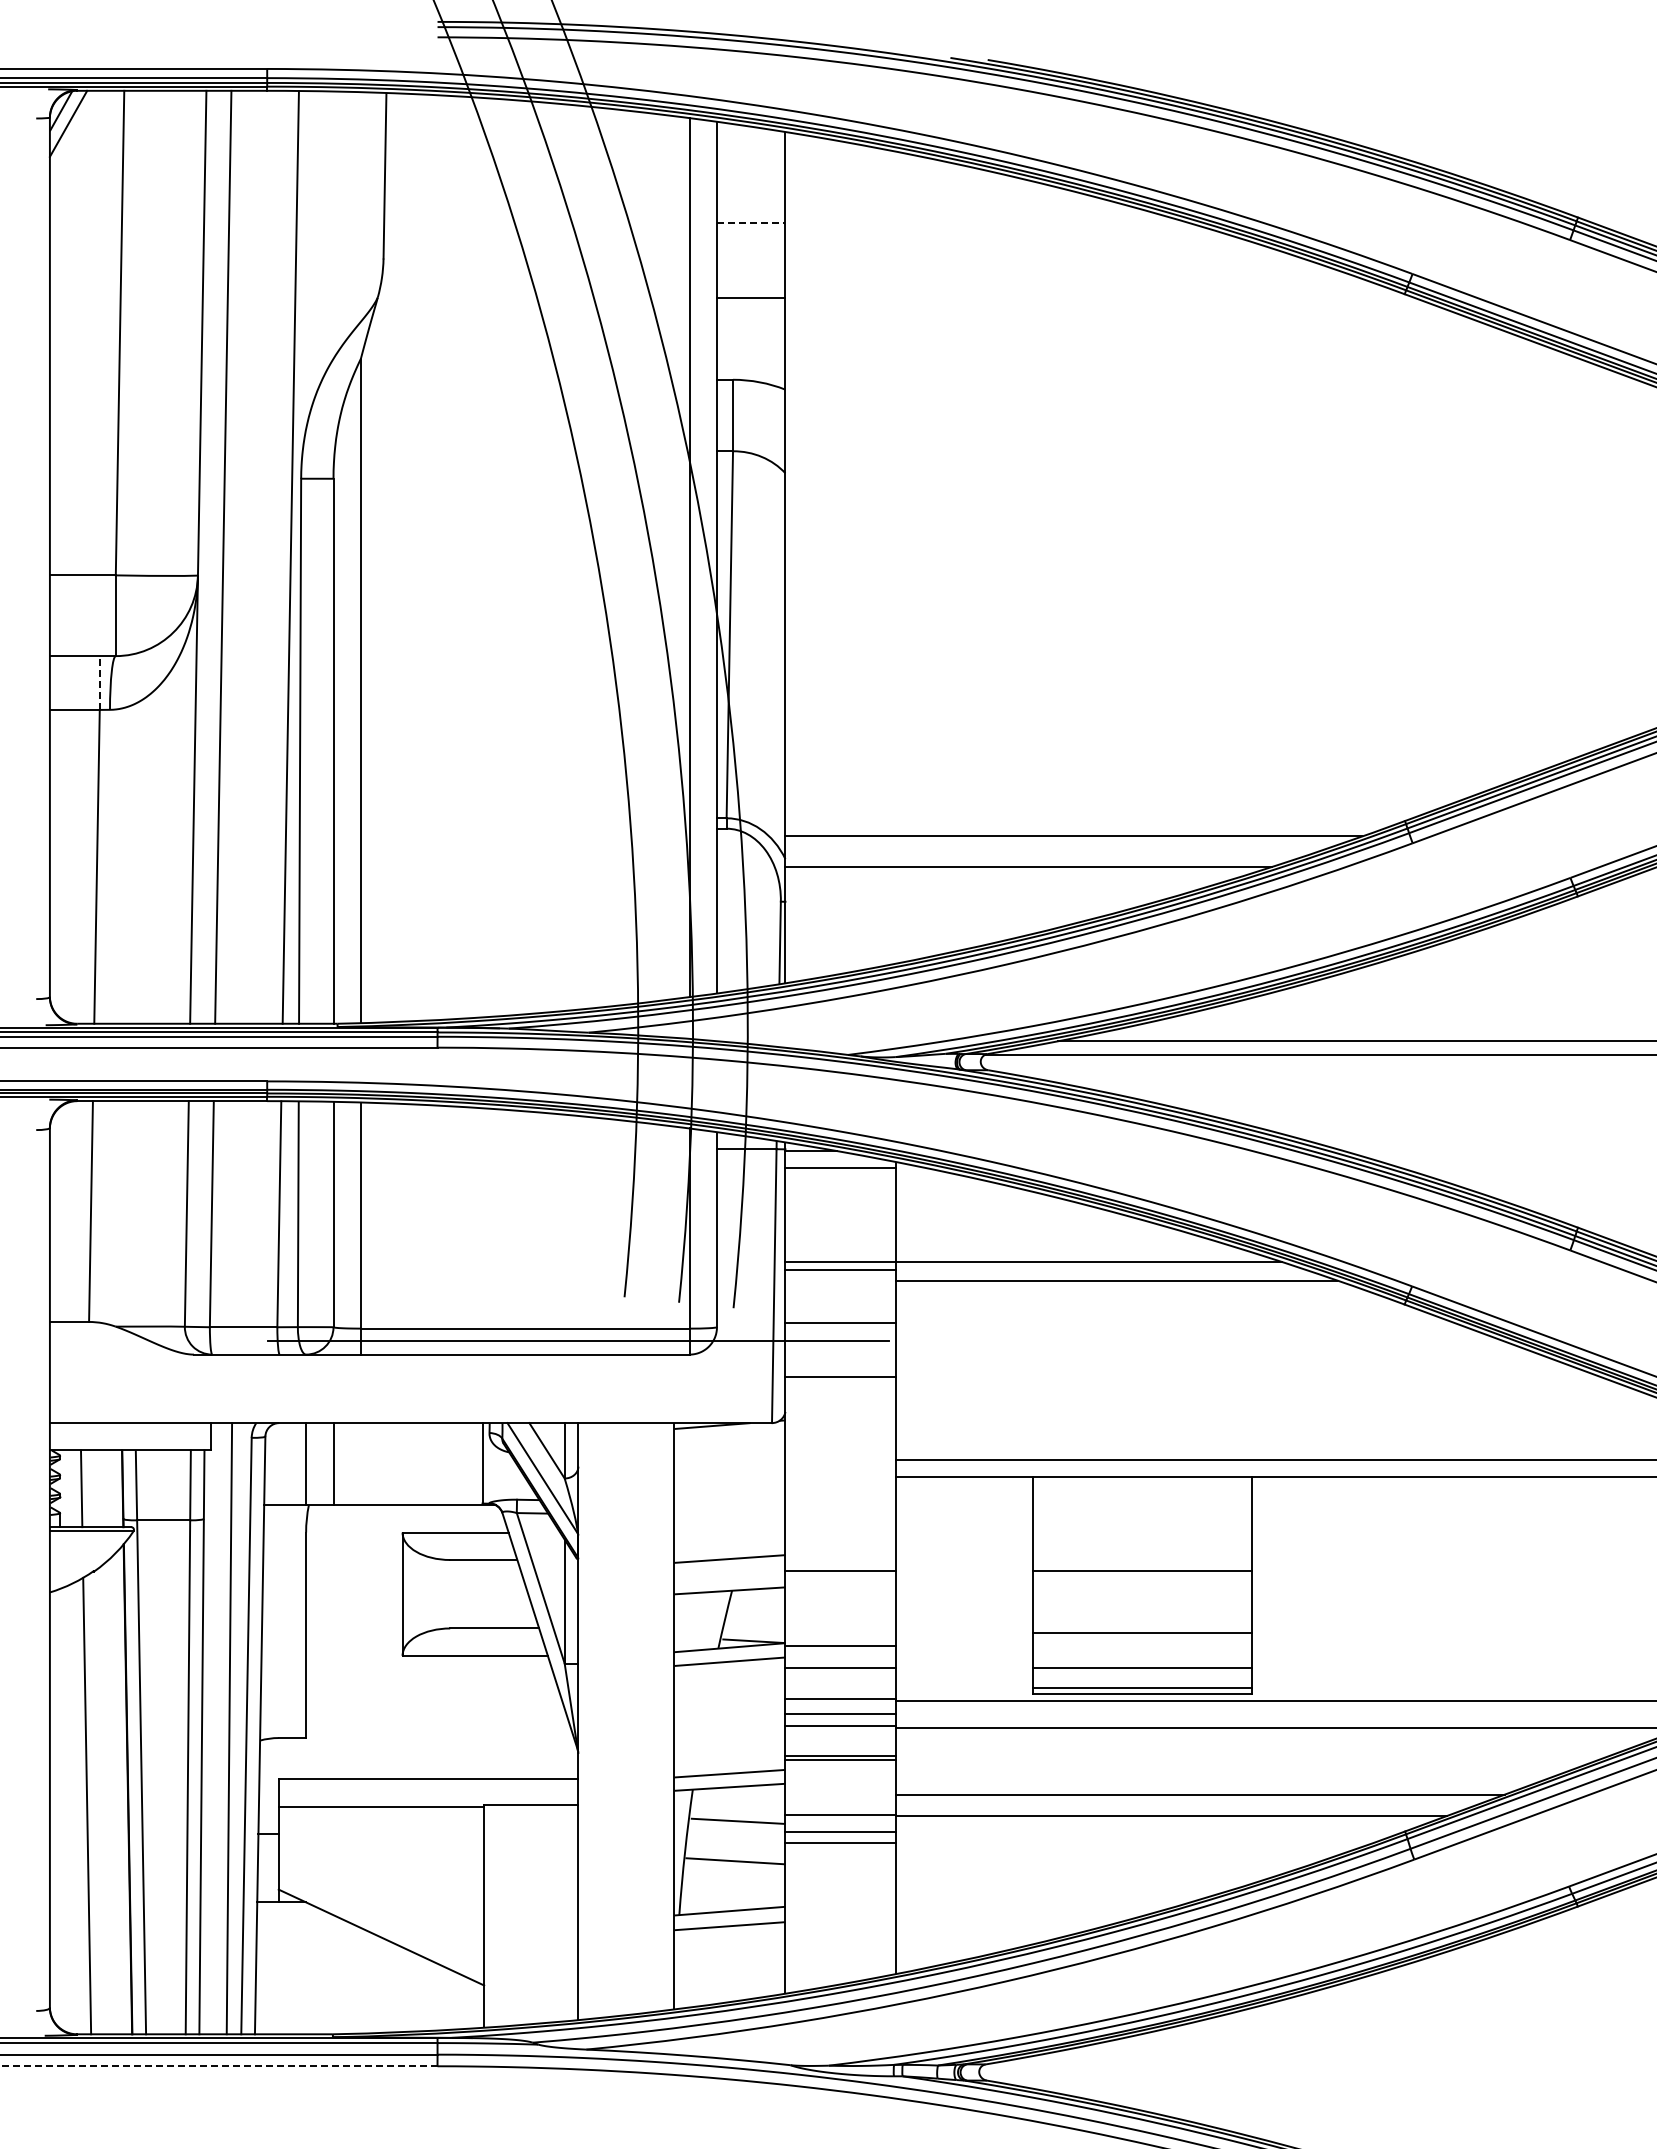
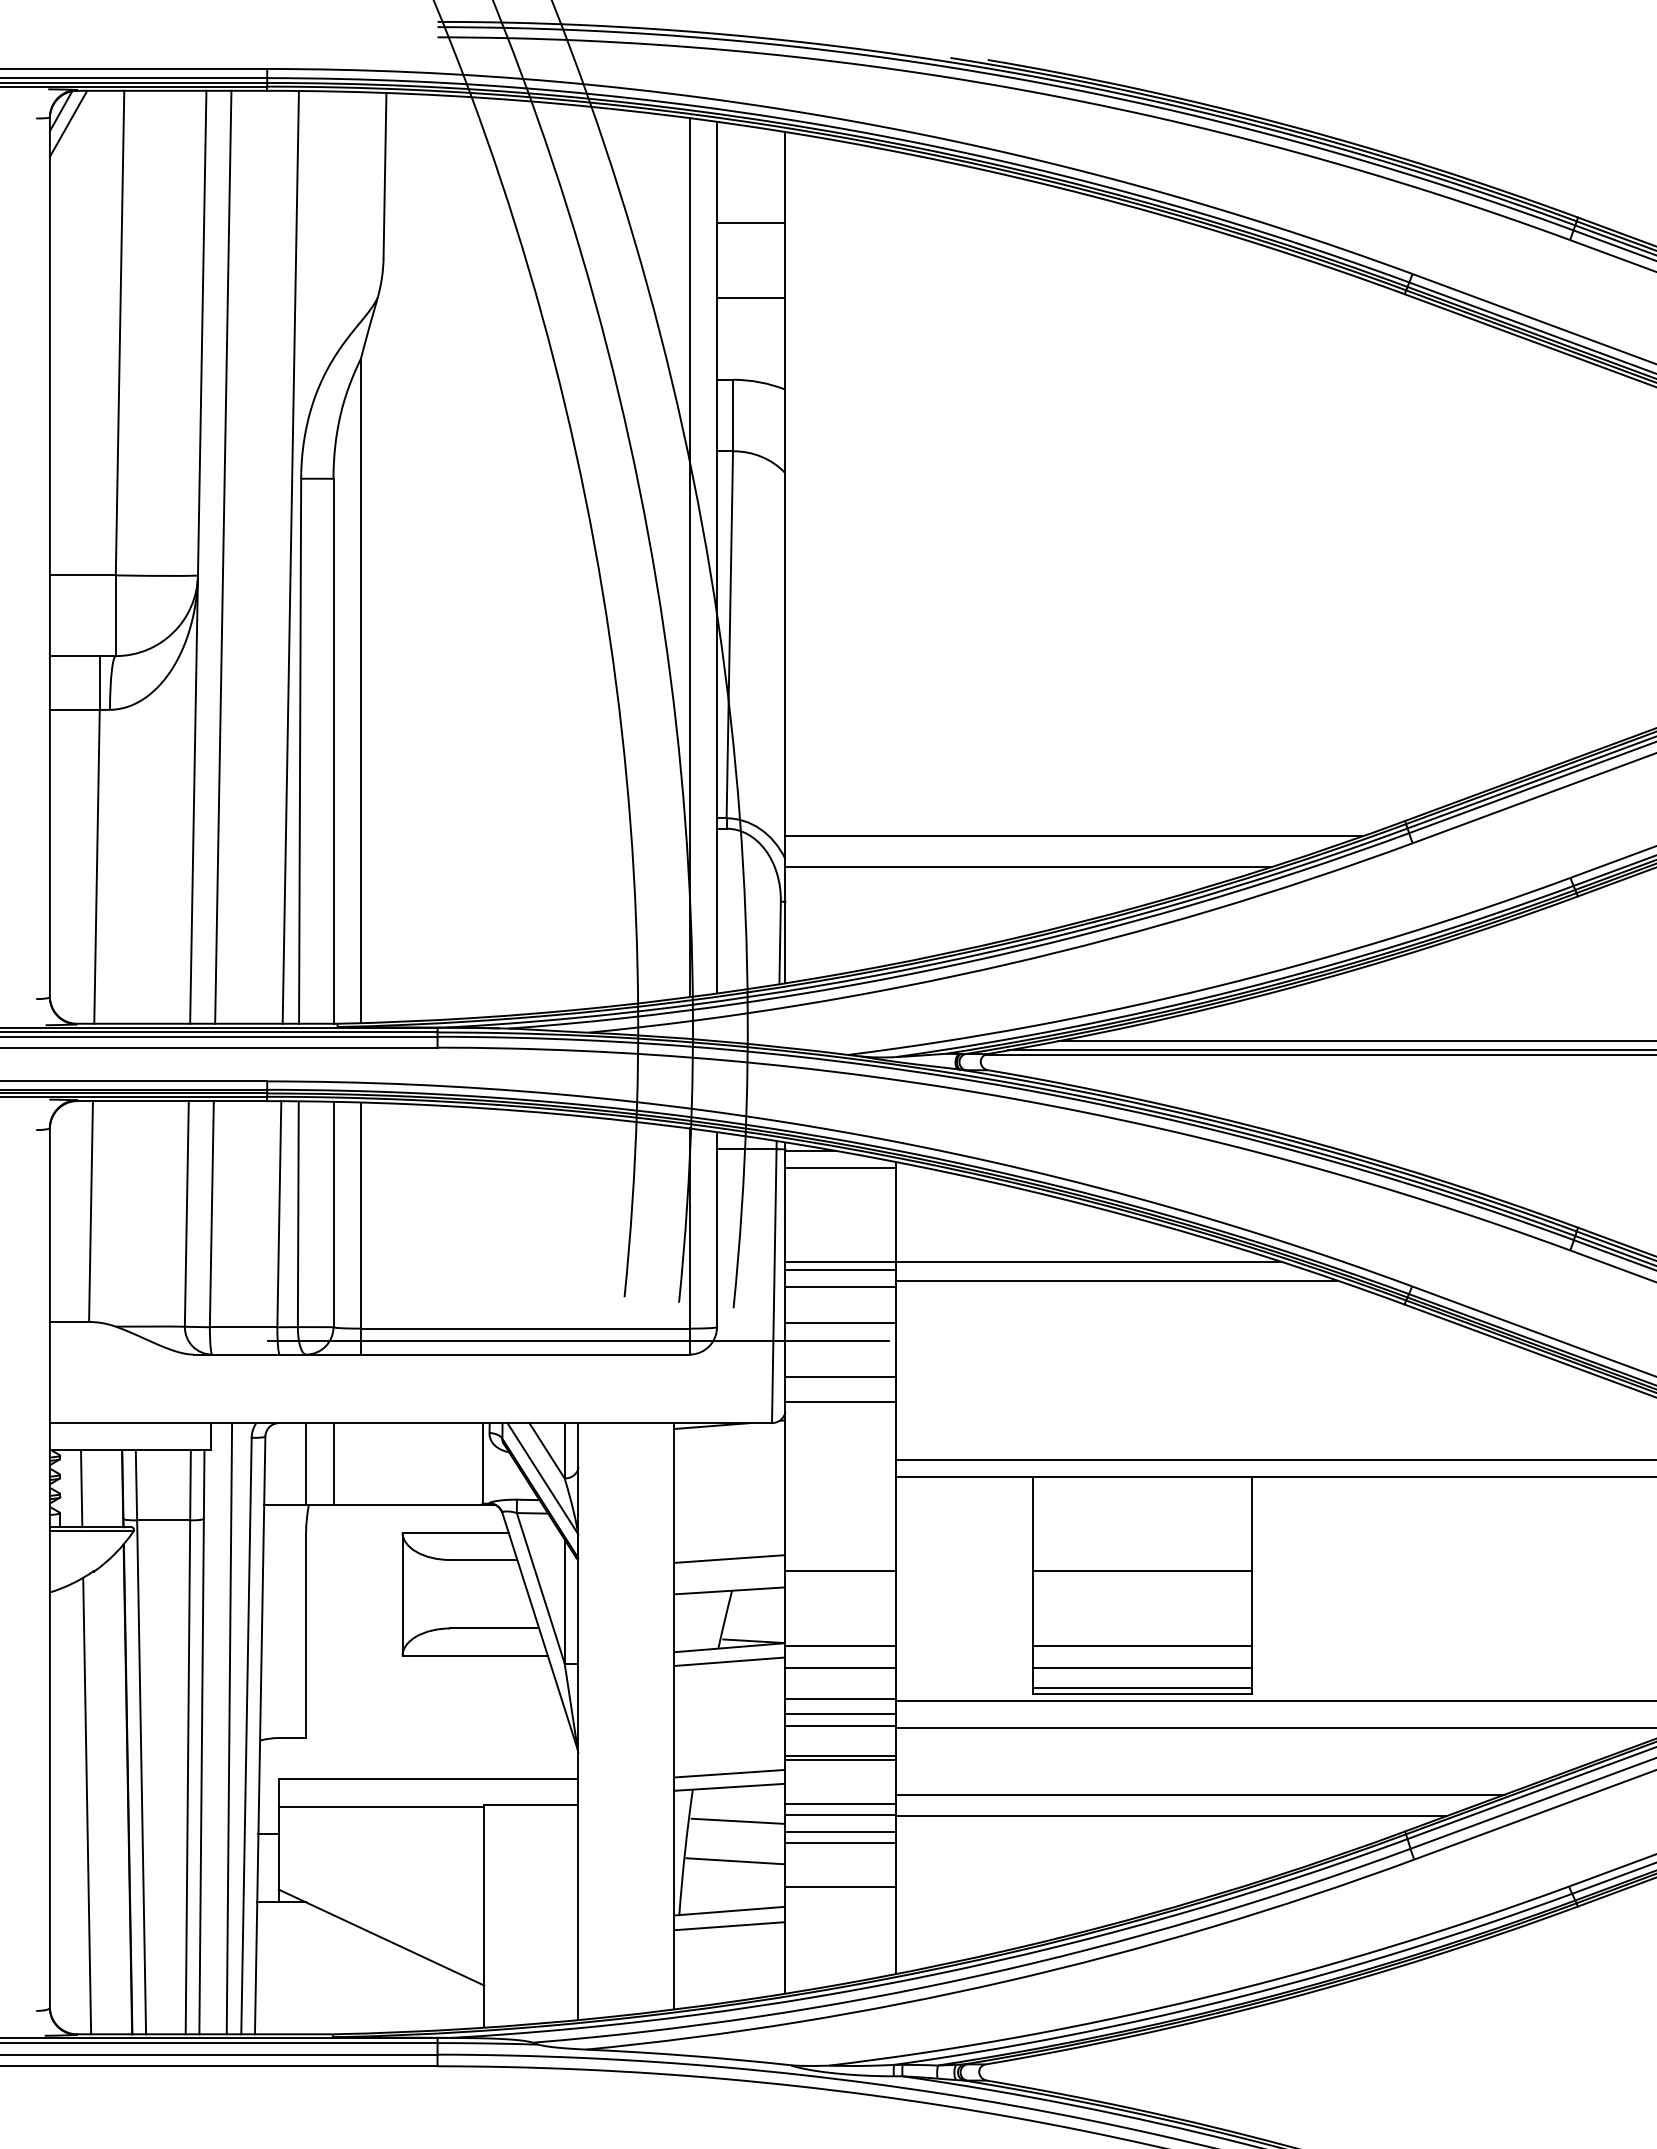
line: dashed -> solid (751, 223)
line: dashed -> solid (99, 683)
line: none -> present (1330, 1050)
line: none -> present (840, 1287)
line: none -> present (840, 1402)
line position: (1142, 1633) -> (1142, 1646) (1142, 1646)
line: none -> present (840, 1804)
line: none -> present (840, 1886)
line: dashed -> solid (218, 2066)
